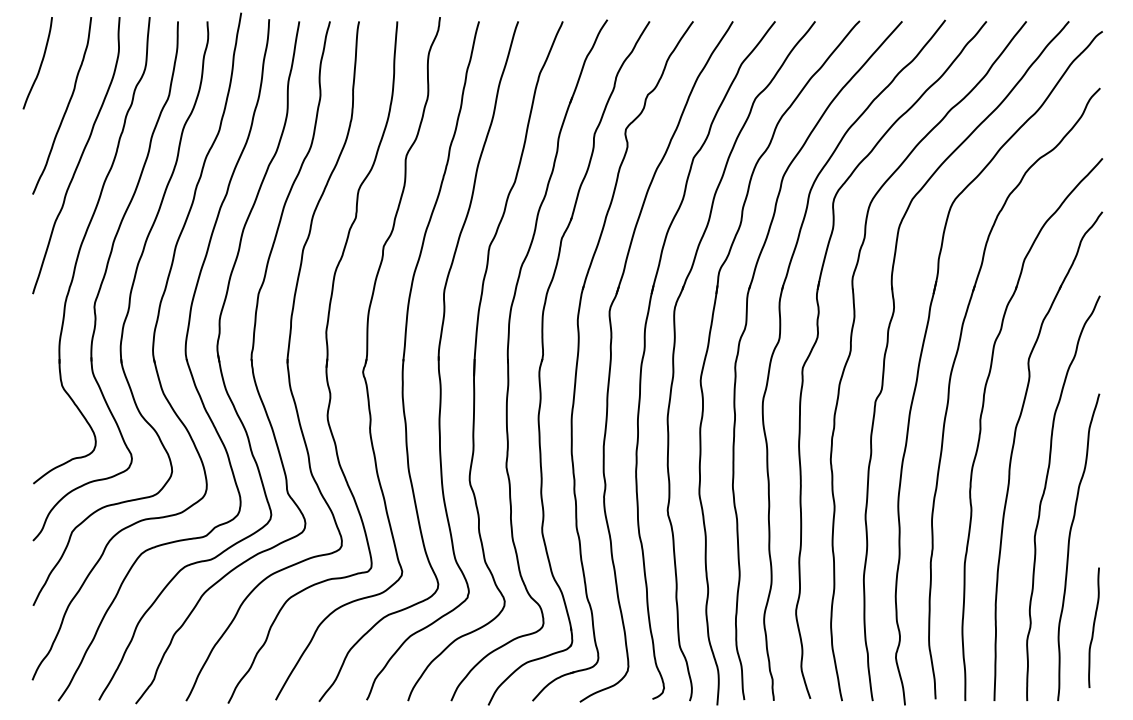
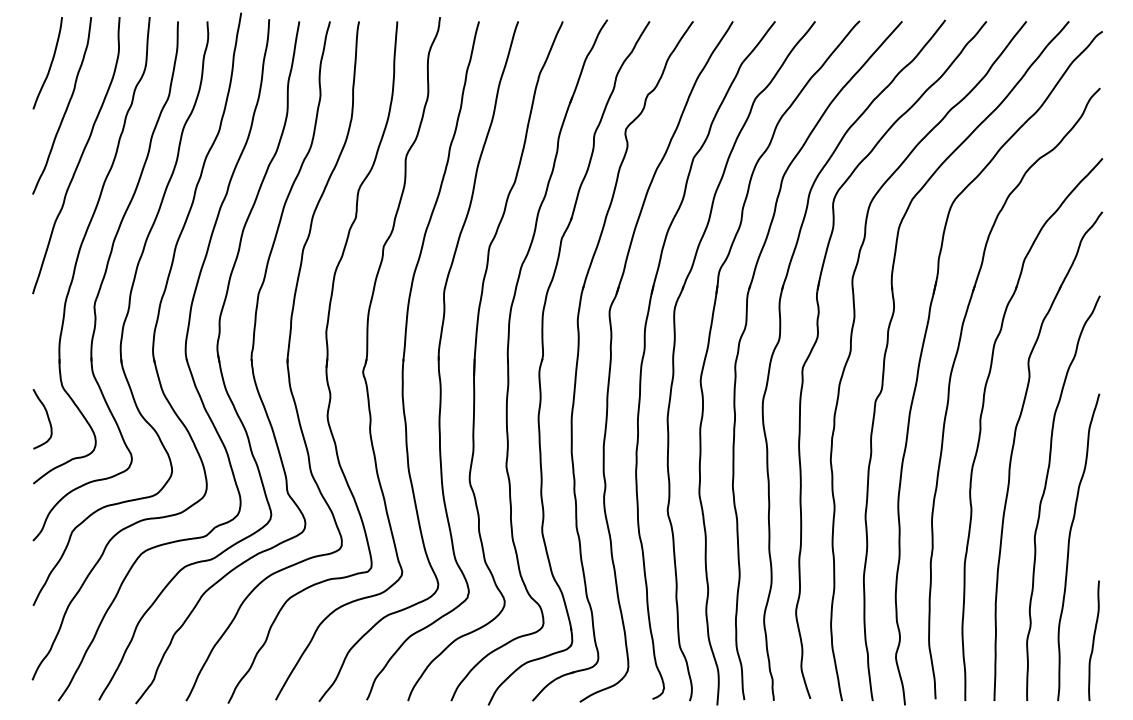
curve position: (40, 63) -> (50, 63) (50, 63)
curve: none -> present (47, 418)
curve position: (1093, 627) -> (1093, 640) (1093, 640)
